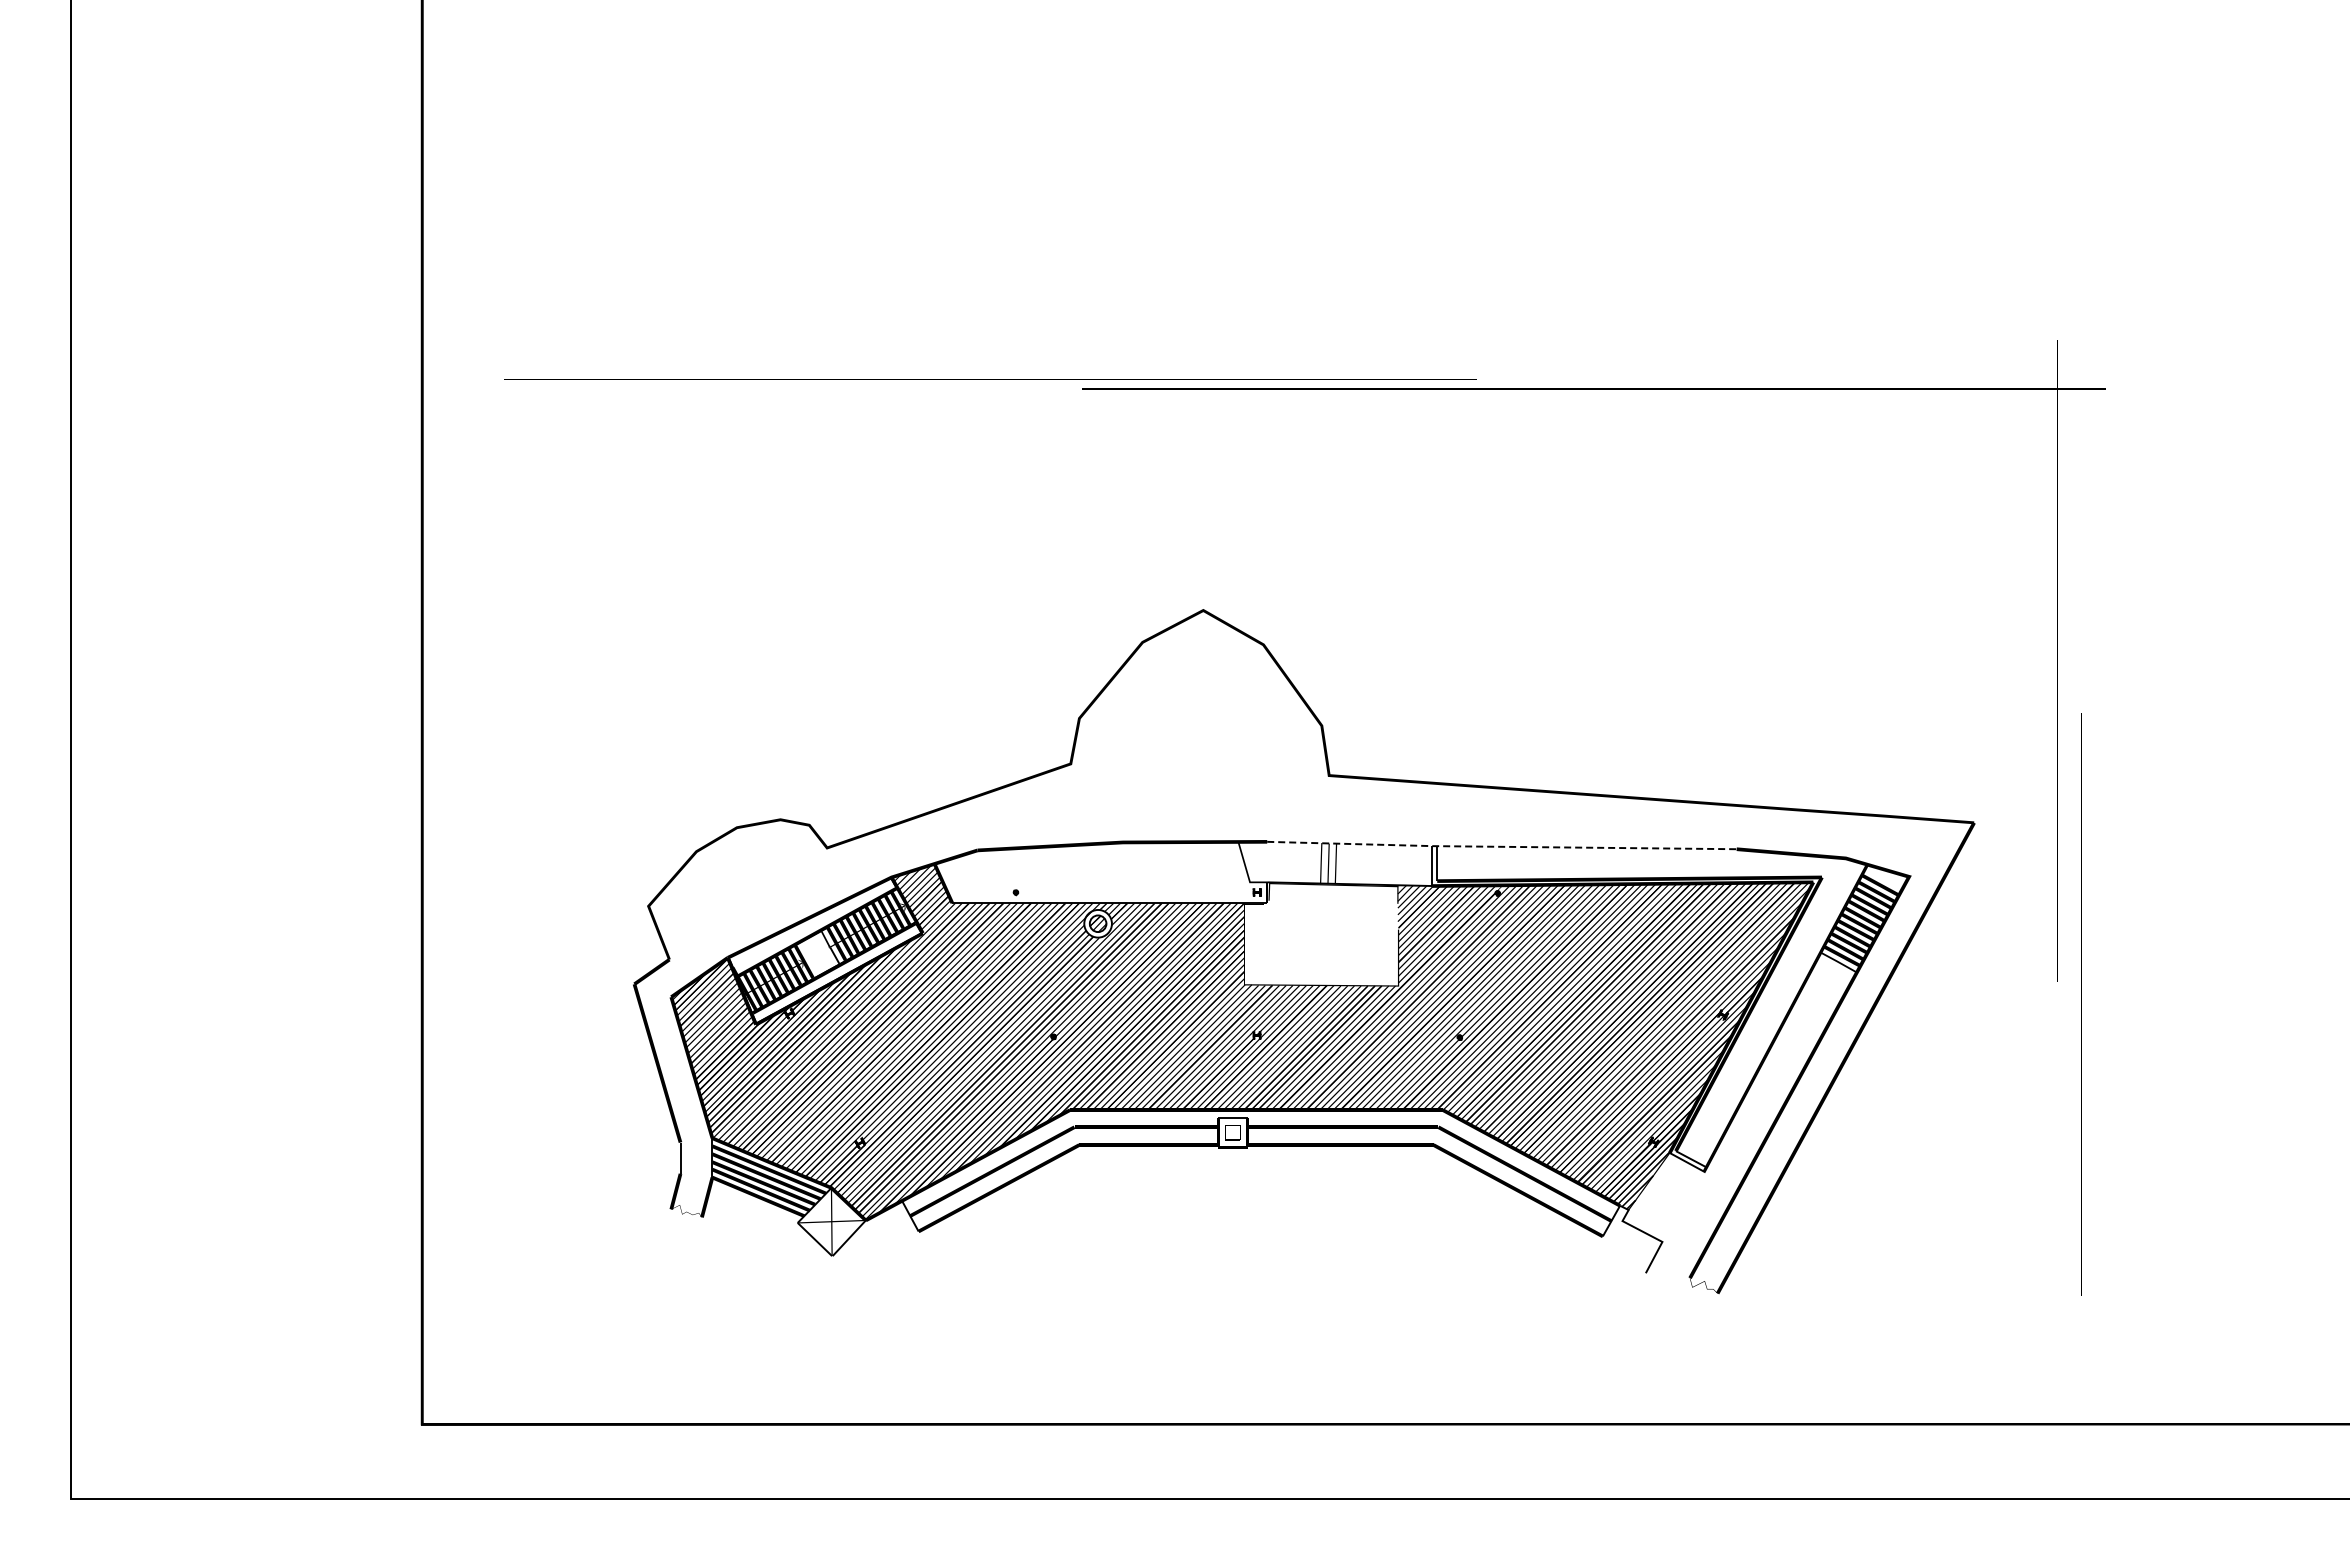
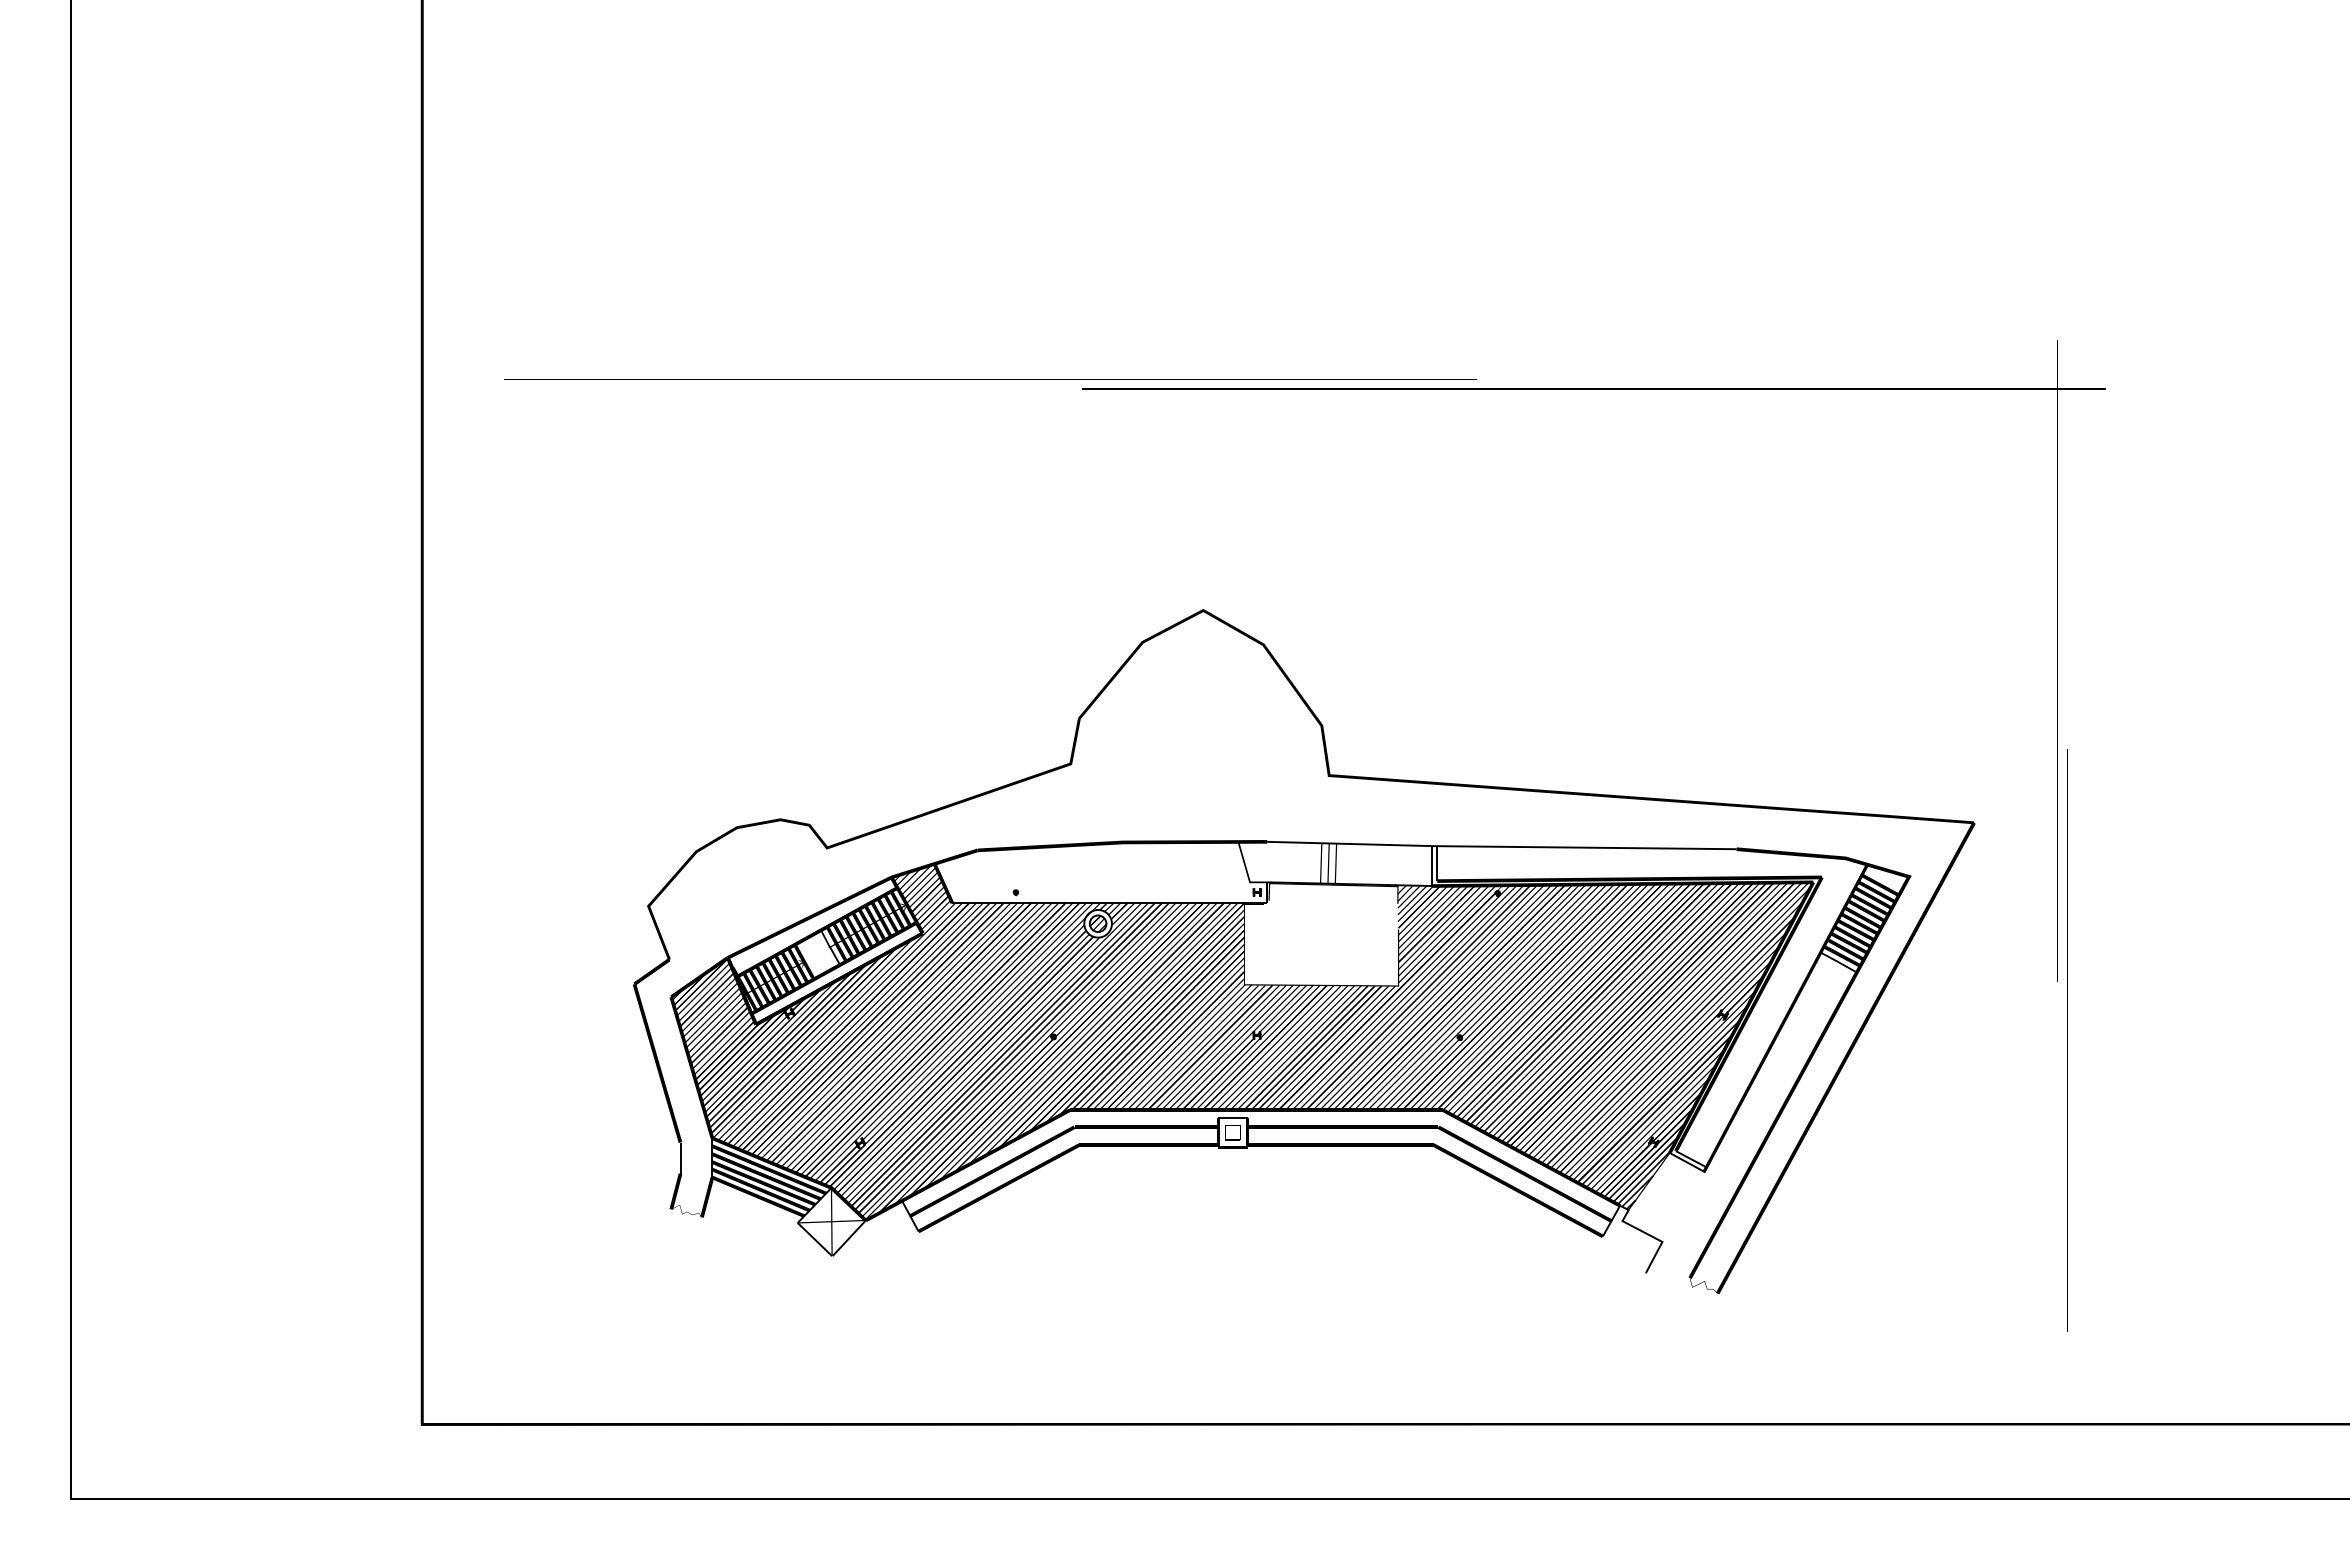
line: dashed -> solid (1501, 846)
line position: (2081, 1004) -> (2067, 1040) (2067, 1040)
